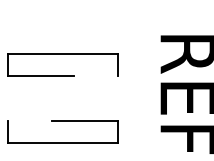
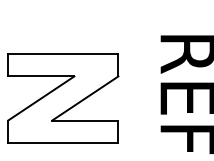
line: none -> present (41, 98)
line: none -> present (85, 98)
